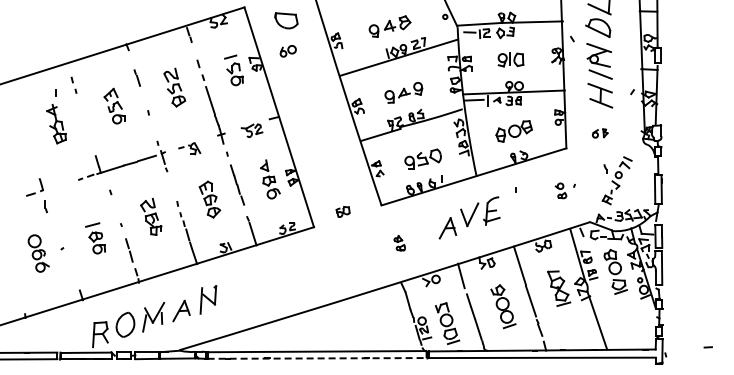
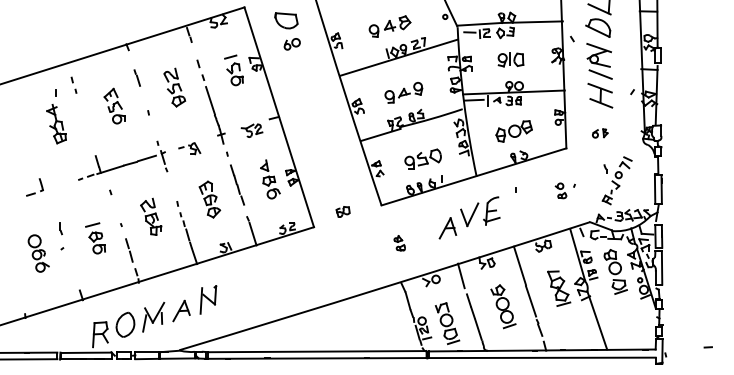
part position: (287, 51) -> (291, 44) (291, 44)
part position: (45, 206) -> (60, 228) (60, 228)
line: dashed -> solid (317, 358)
